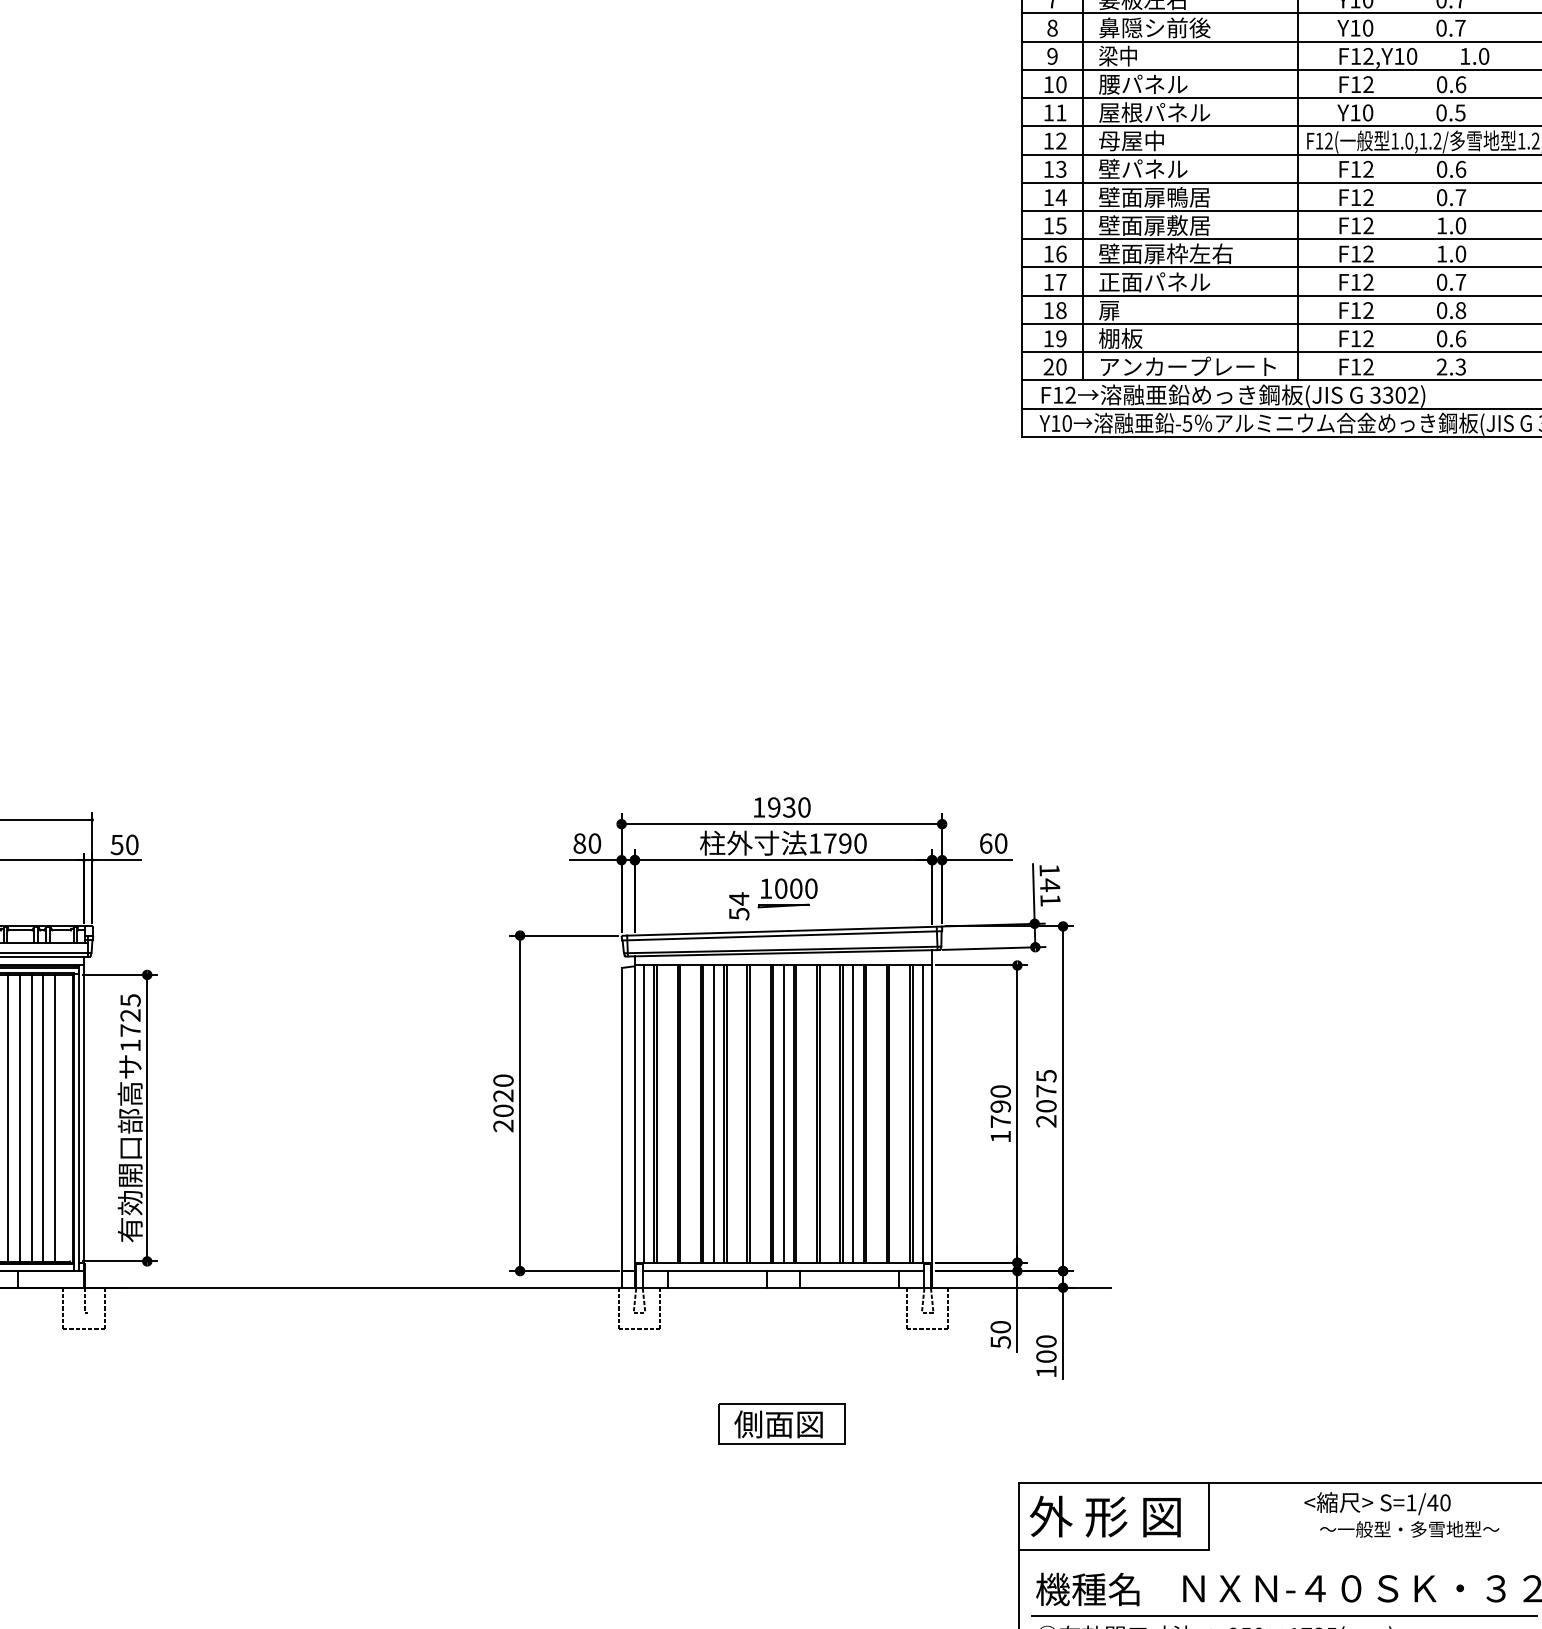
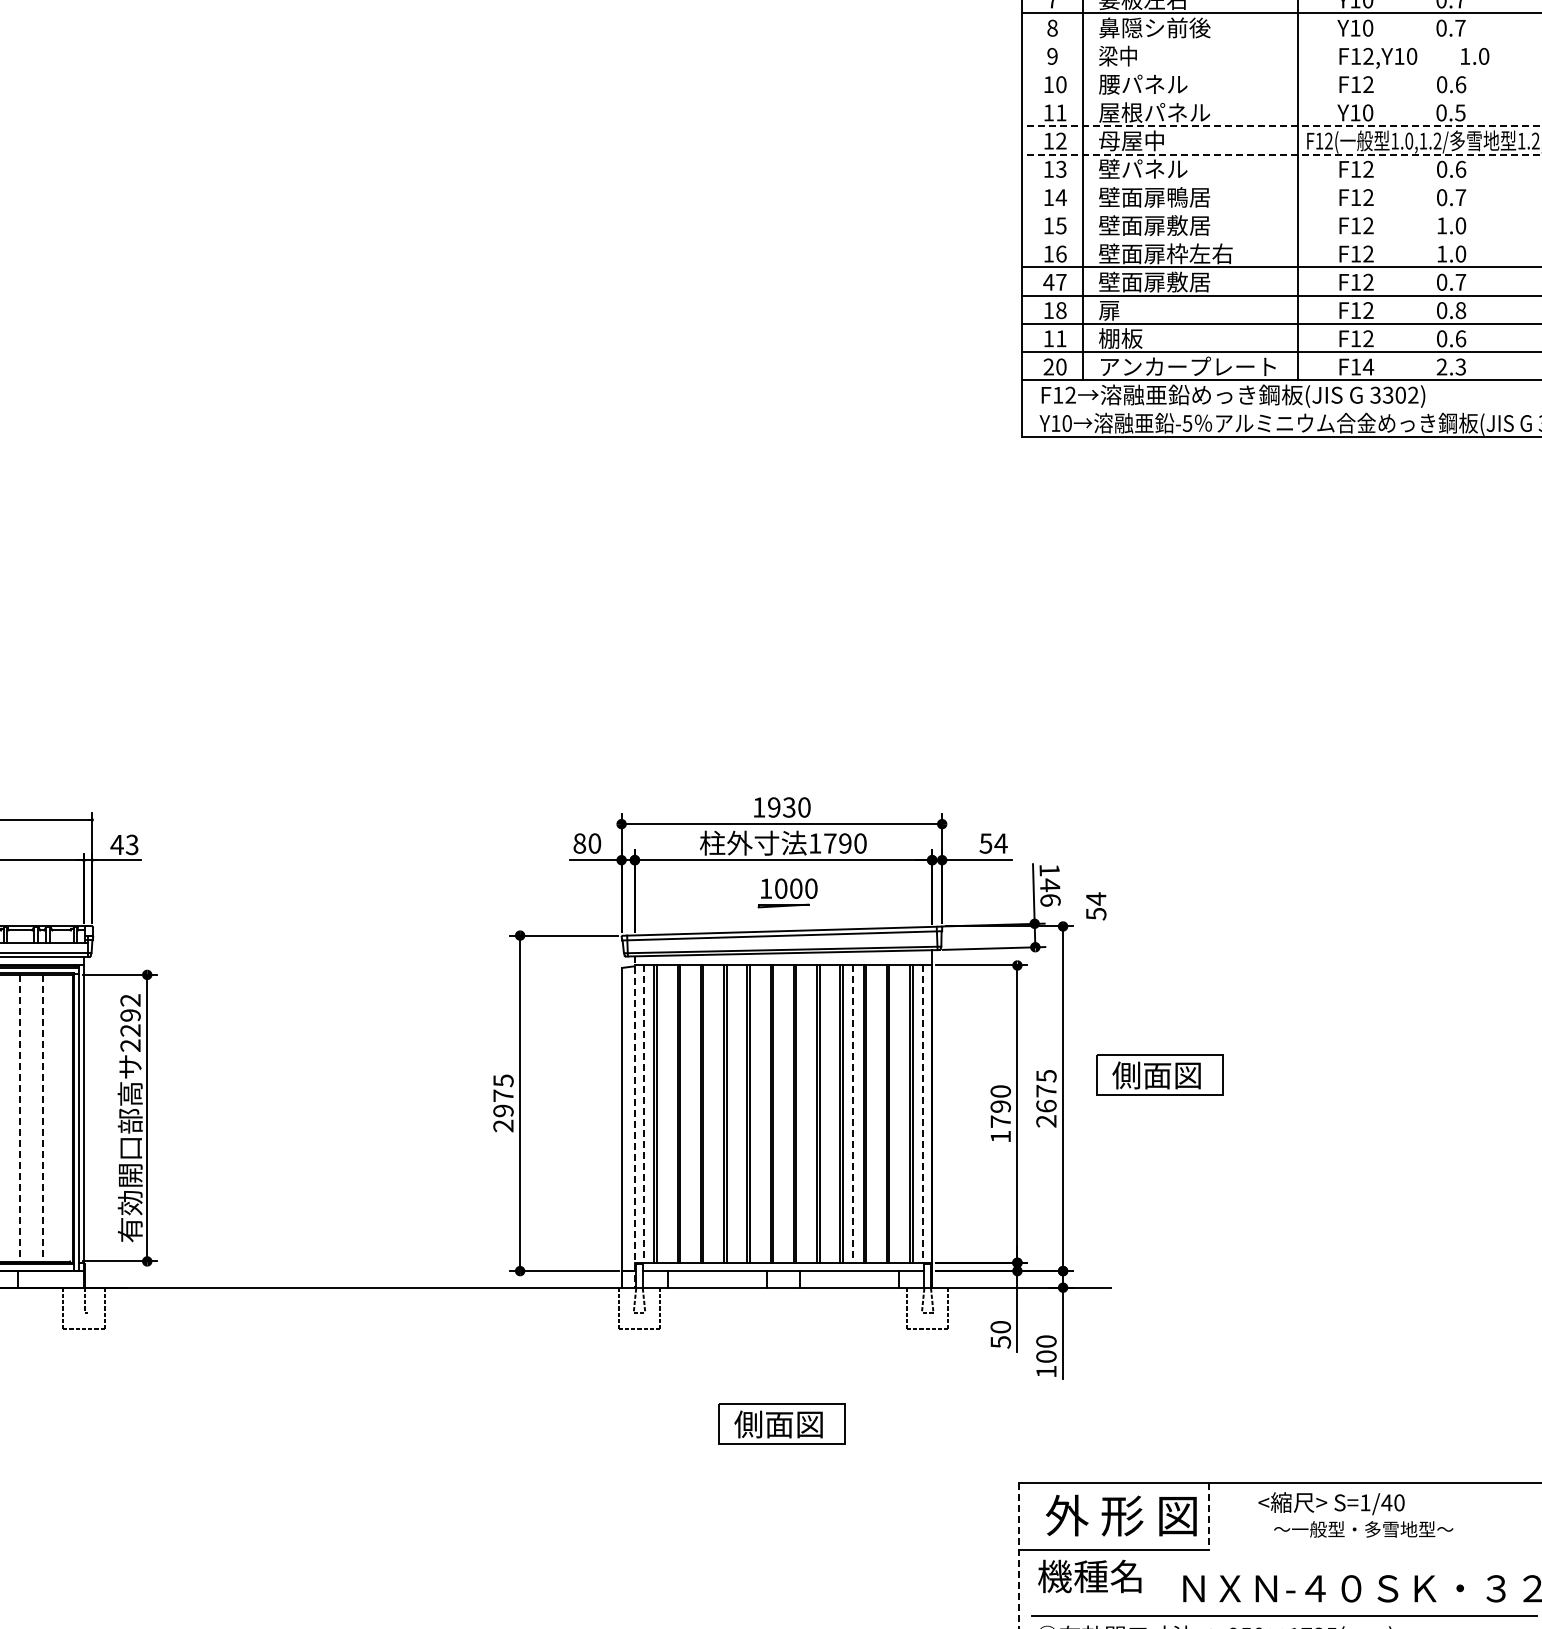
line: present -> none (1280, 41)
line: present -> none (1280, 69)
line: present -> none (1280, 98)
line: solid -> dashed (1282, 126)
line: solid -> dashed (1282, 154)
line: present -> none (1280, 182)
line: present -> none (1280, 211)
line: present -> none (1280, 239)
text: 正面パネル -> 壁面扉敷居 (1154, 281)
text: 17 -> 47 (1048, 282)
text: 19 -> 11 (1061, 338)
text: F12 -> F14 (1368, 366)
line: present -> none (1280, 408)
text: 60 -> 54 (993, 843)
text: 50 -> 43 (124, 844)
text: 141 -> 146 (1050, 900)
text position: (739, 906) -> (1096, 906) (1096, 906)
text: 1725 -> 2292 (130, 1022)
part: none -> present (1159, 1074)
text: 2020 -> 2975 (503, 1095)
text: 2075 -> 2675 (1046, 1105)
line: present -> none (713, 1113)
line: present -> none (783, 1113)
line: solid -> dashed (644, 1114)
line: solid -> dashed (853, 1114)
line: solid -> dashed (923, 1114)
line: present -> none (8, 1117)
line: present -> none (31, 1117)
line: present -> none (54, 1117)
line: solid -> dashed (20, 1118)
line: solid -> dashed (43, 1118)
line: solid -> dashed (634, 1122)
text position: (1401, 1514) -> (1355, 1514) (1355, 1514)
text position: (1105, 1516) -> (1121, 1515) (1121, 1515)
line: solid -> dashed (1209, 1516)
line: solid -> dashed (1019, 1555)
text position: (1087, 1589) -> (1089, 1576) (1089, 1576)
